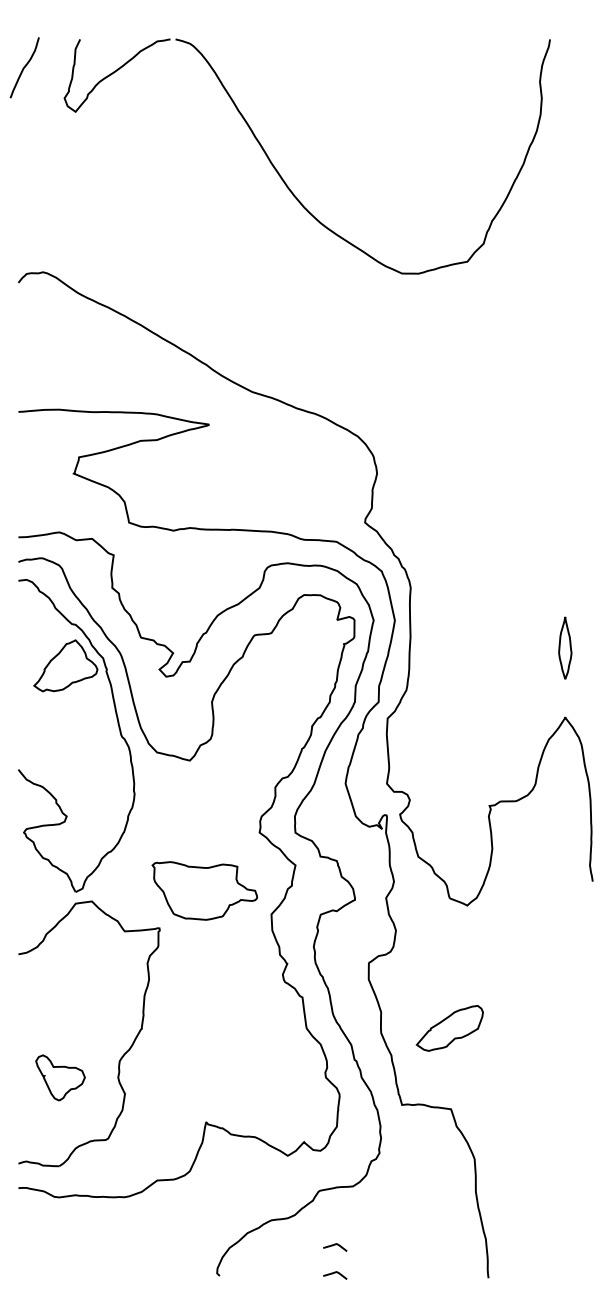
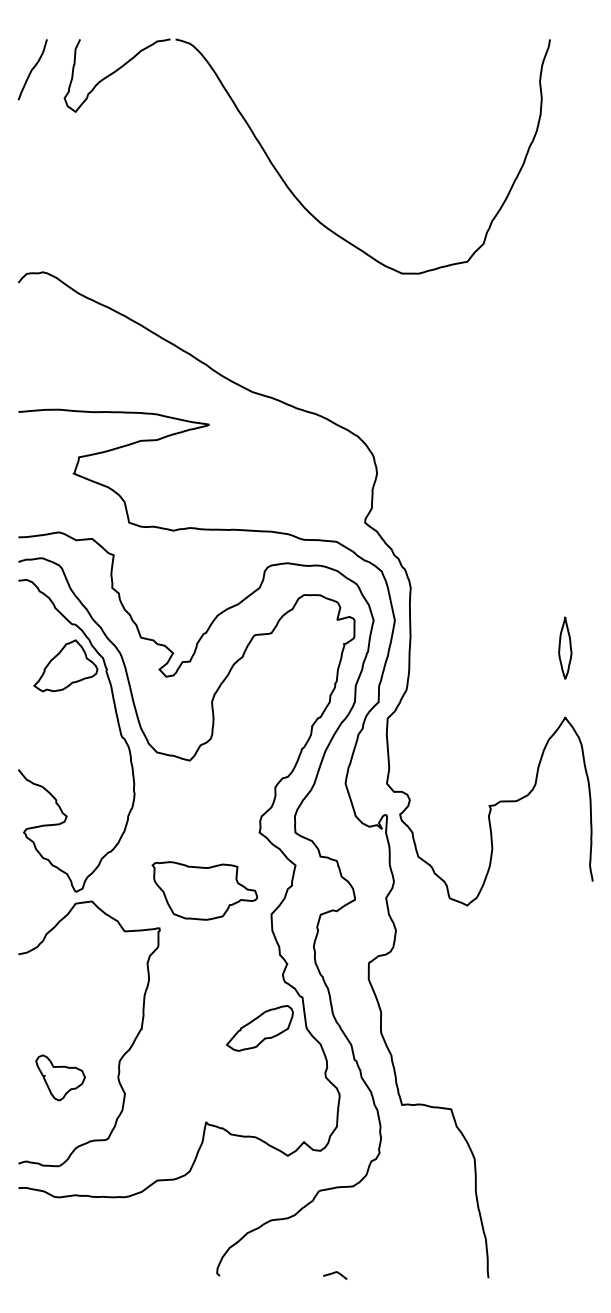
curve position: (24, 67) -> (32, 69) (32, 69)
part position: (449, 1028) -> (259, 1028) (259, 1028)
curve: present -> none (335, 1245)
